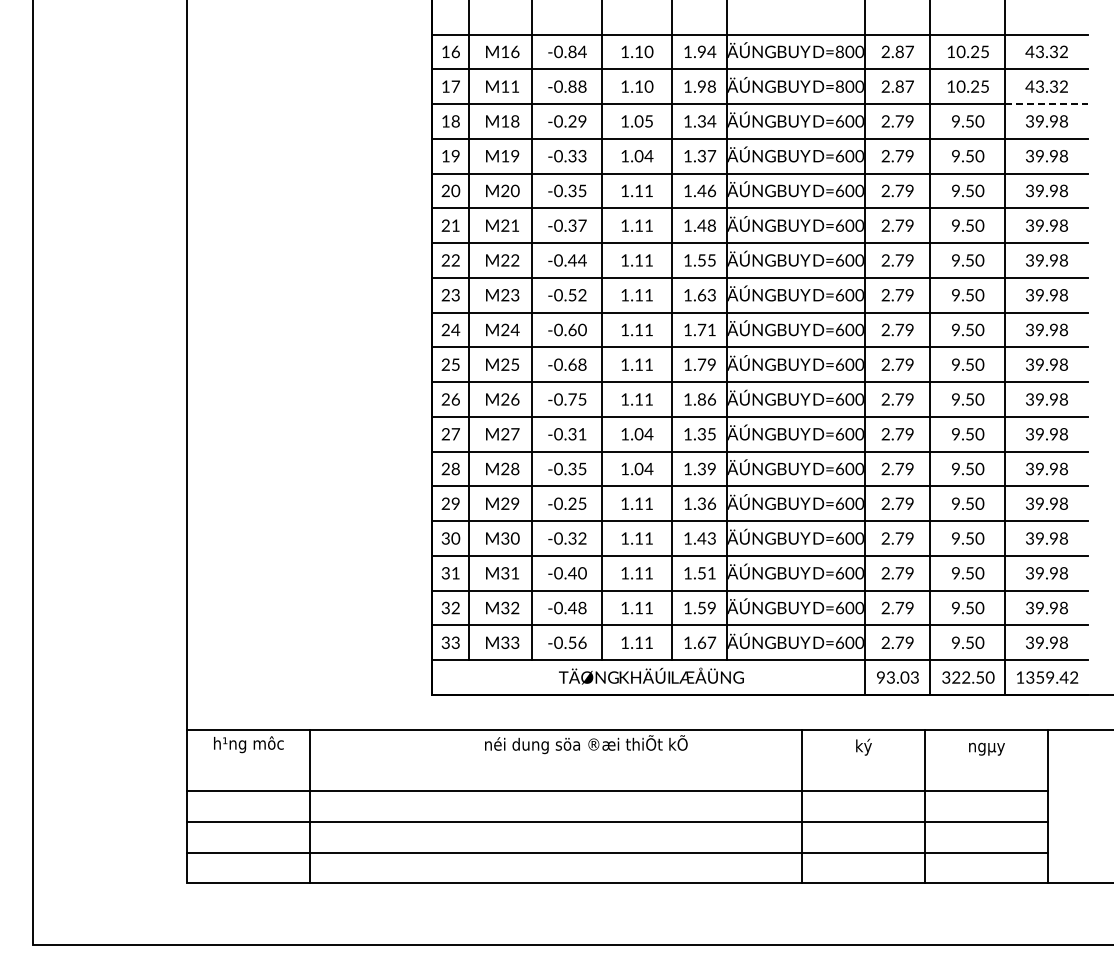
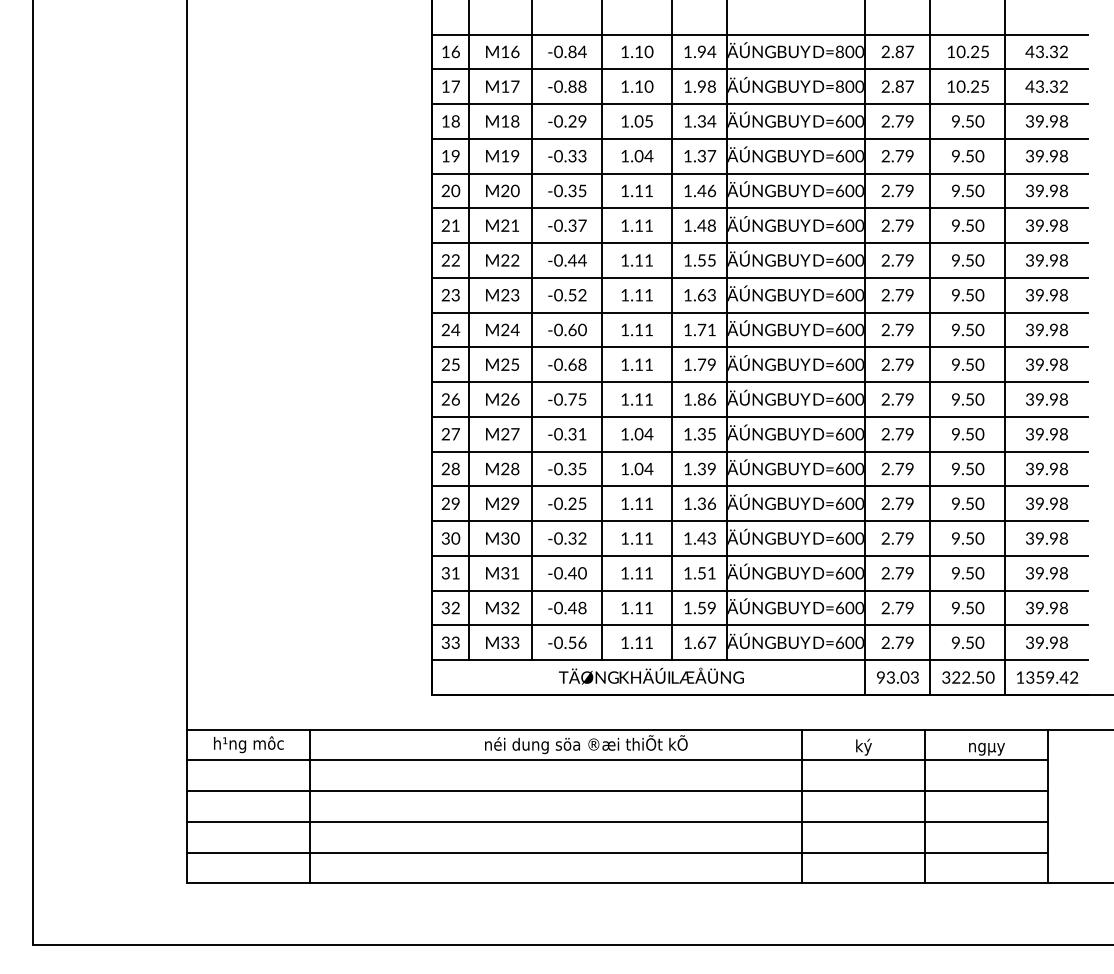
text: M11 -> M17 (515, 86)
line: dashed -> solid (1047, 104)
line: none -> present (617, 760)
